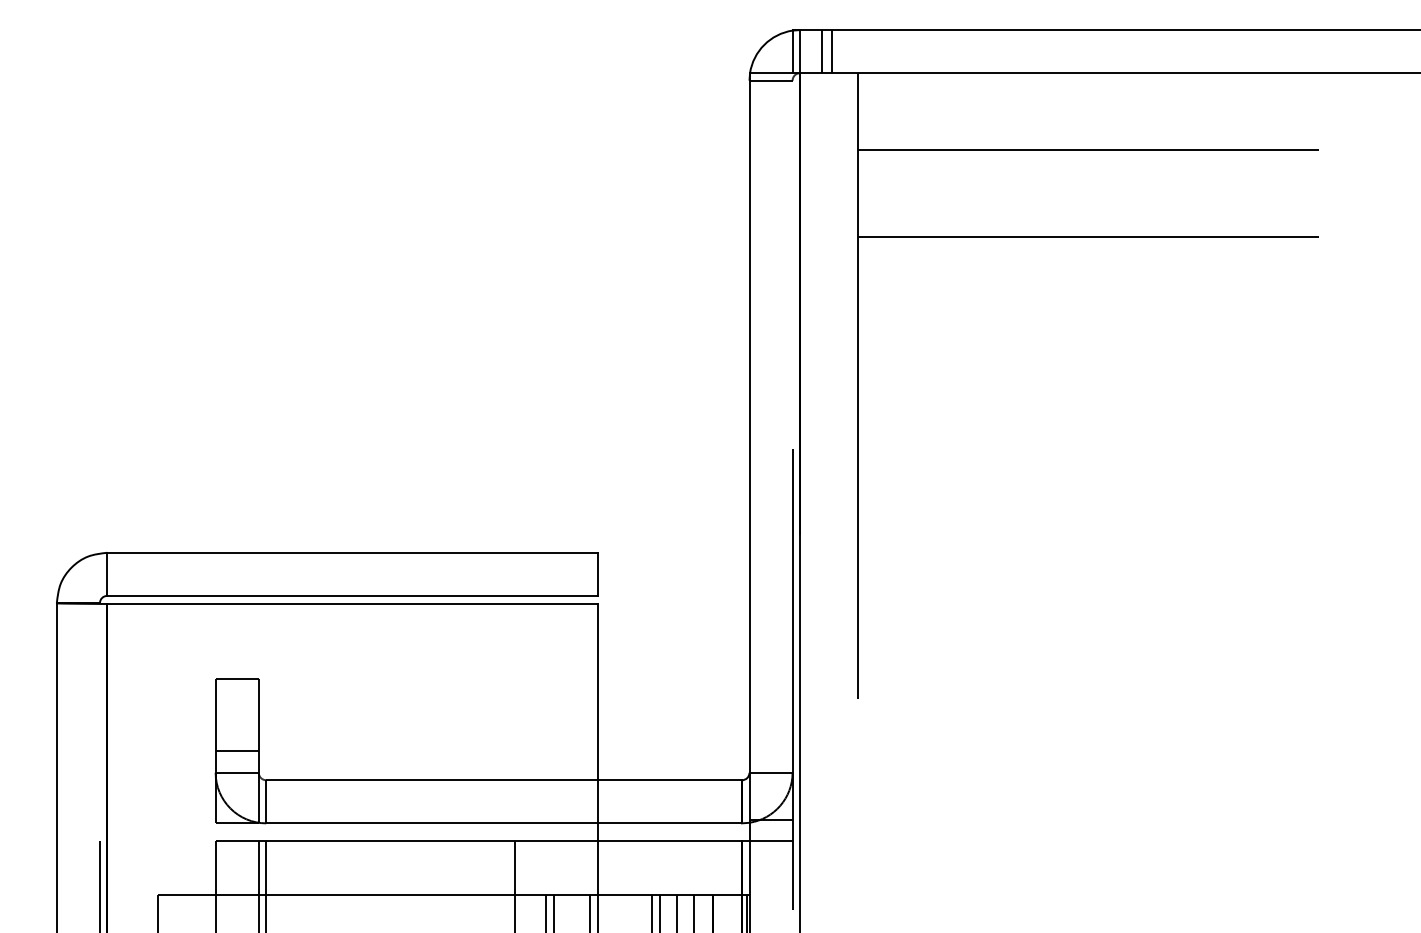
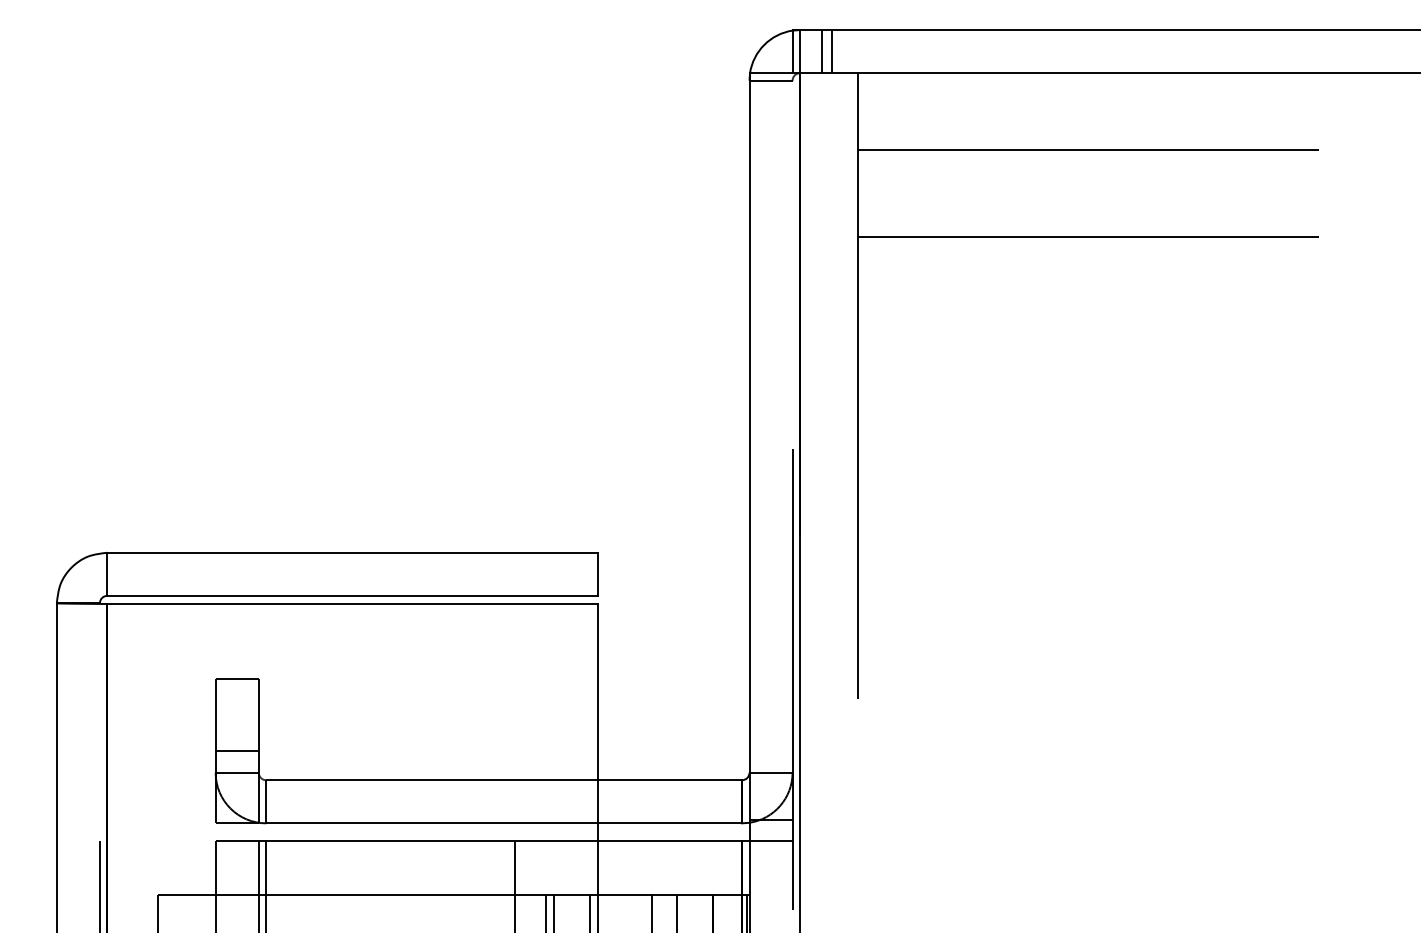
line: present -> none (659, 912)
line: present -> none (693, 912)
